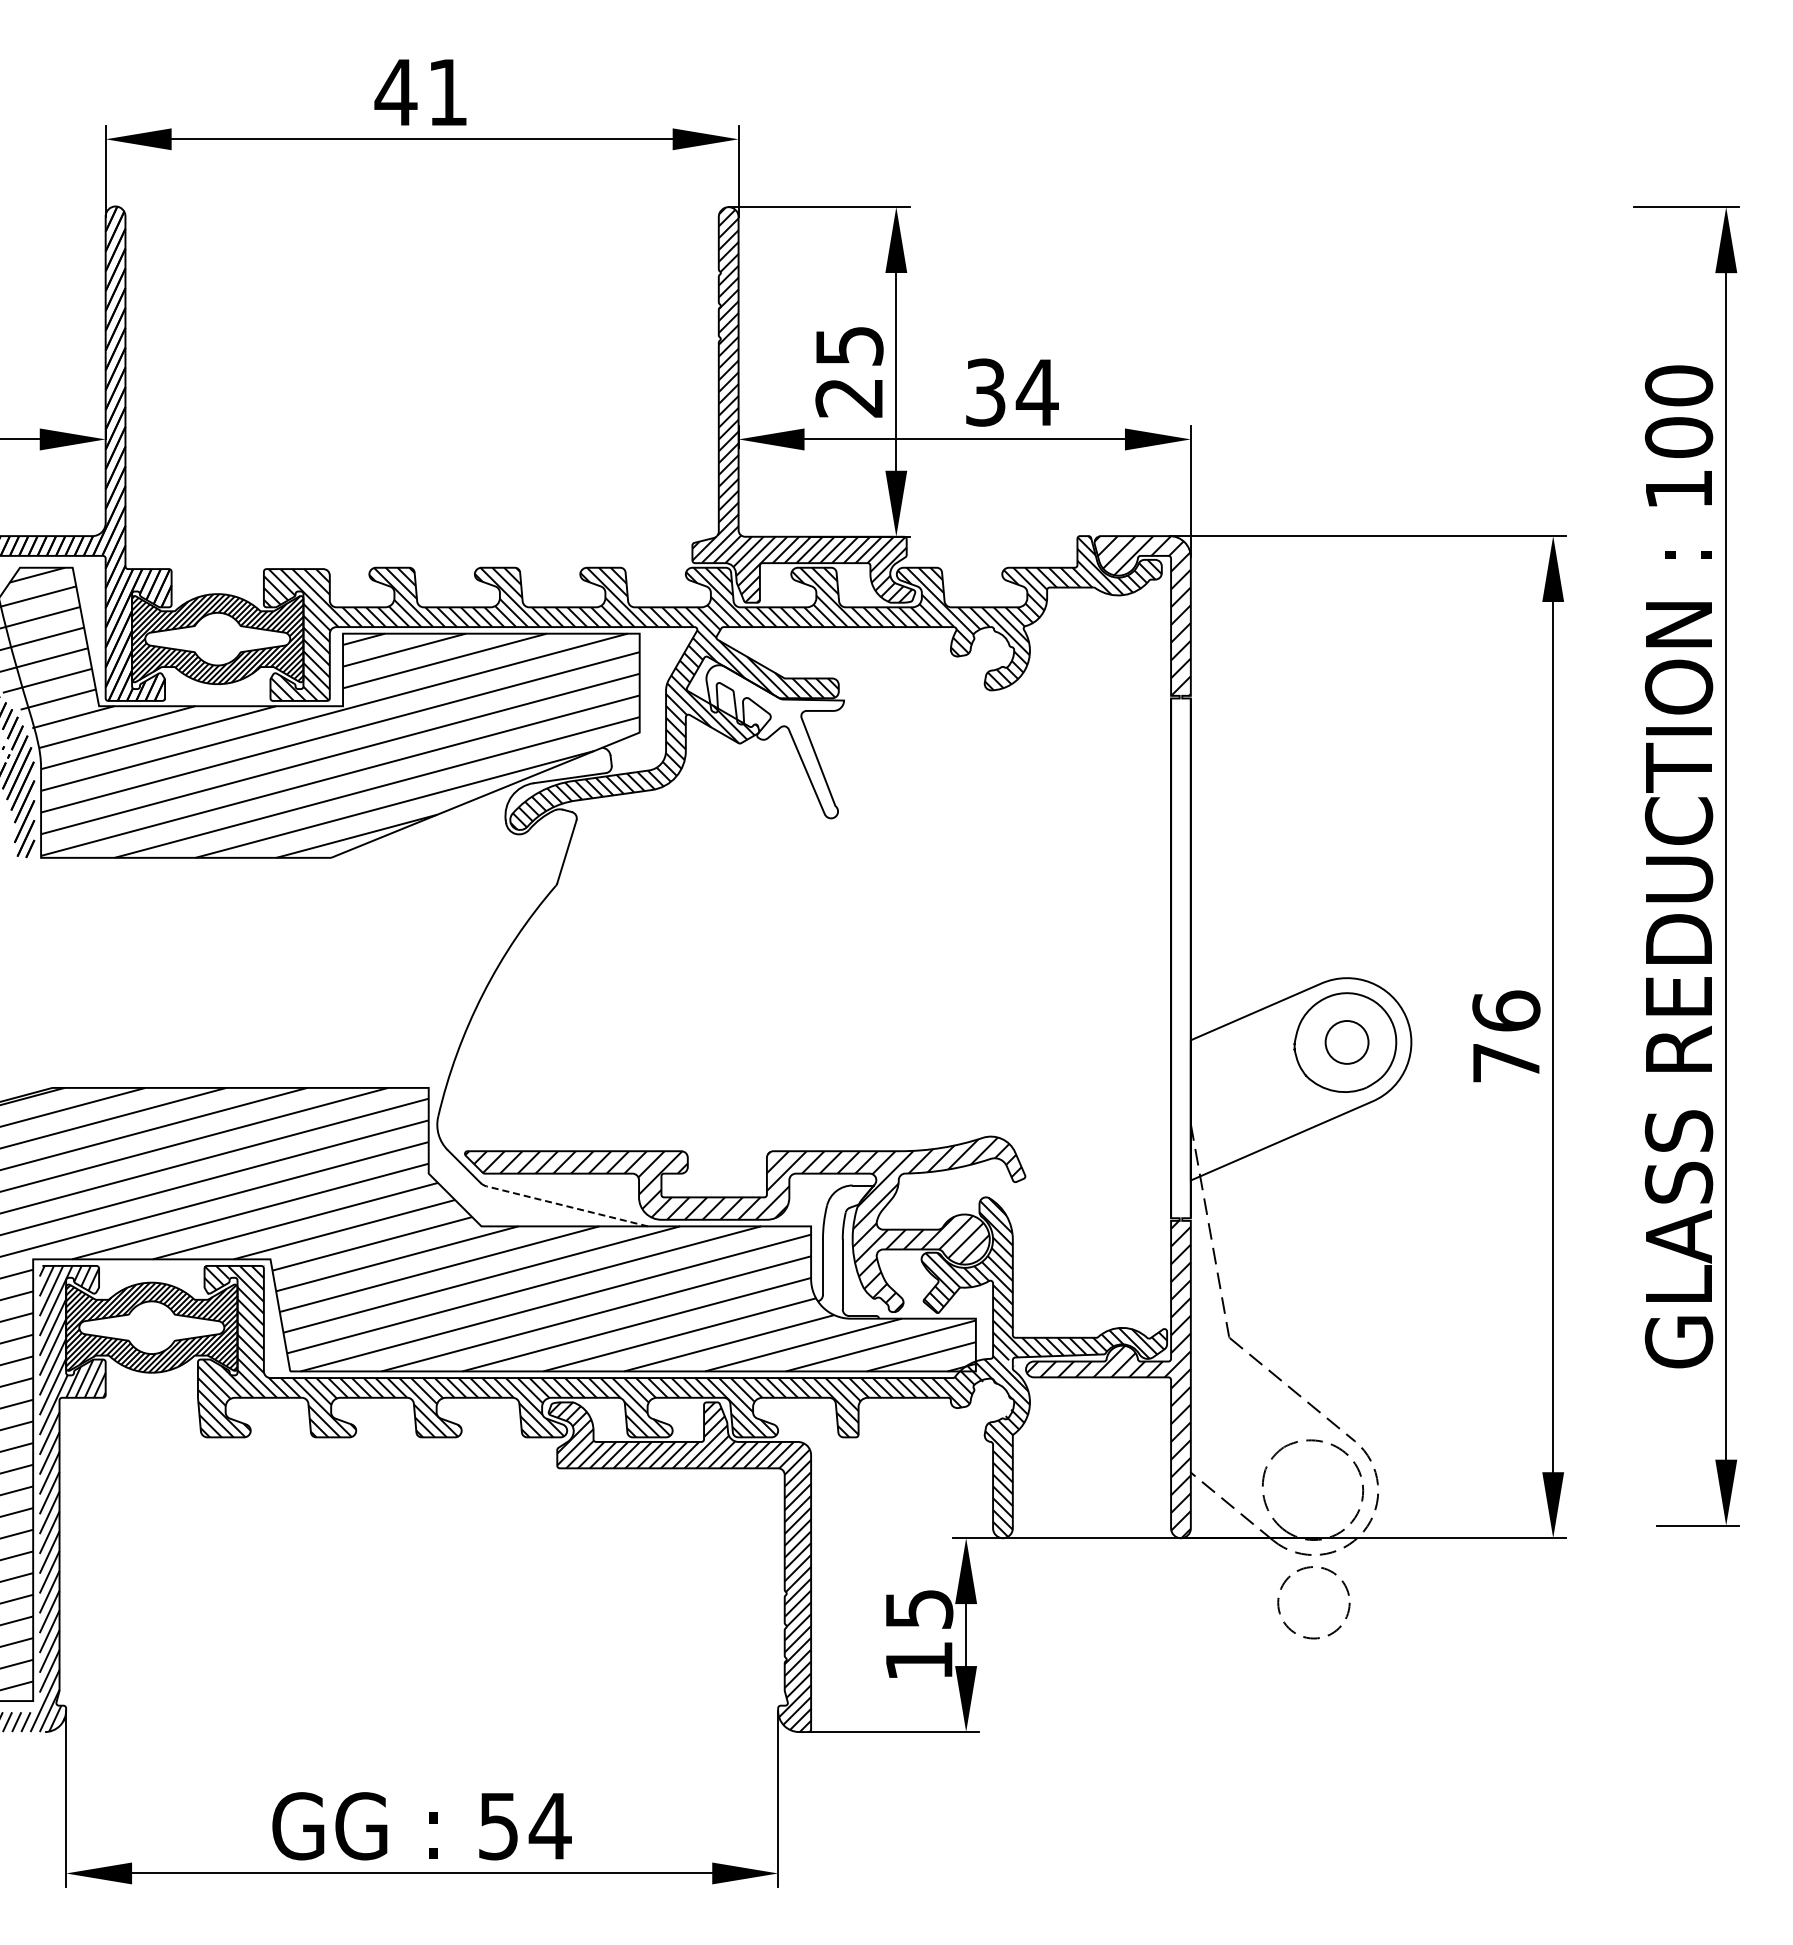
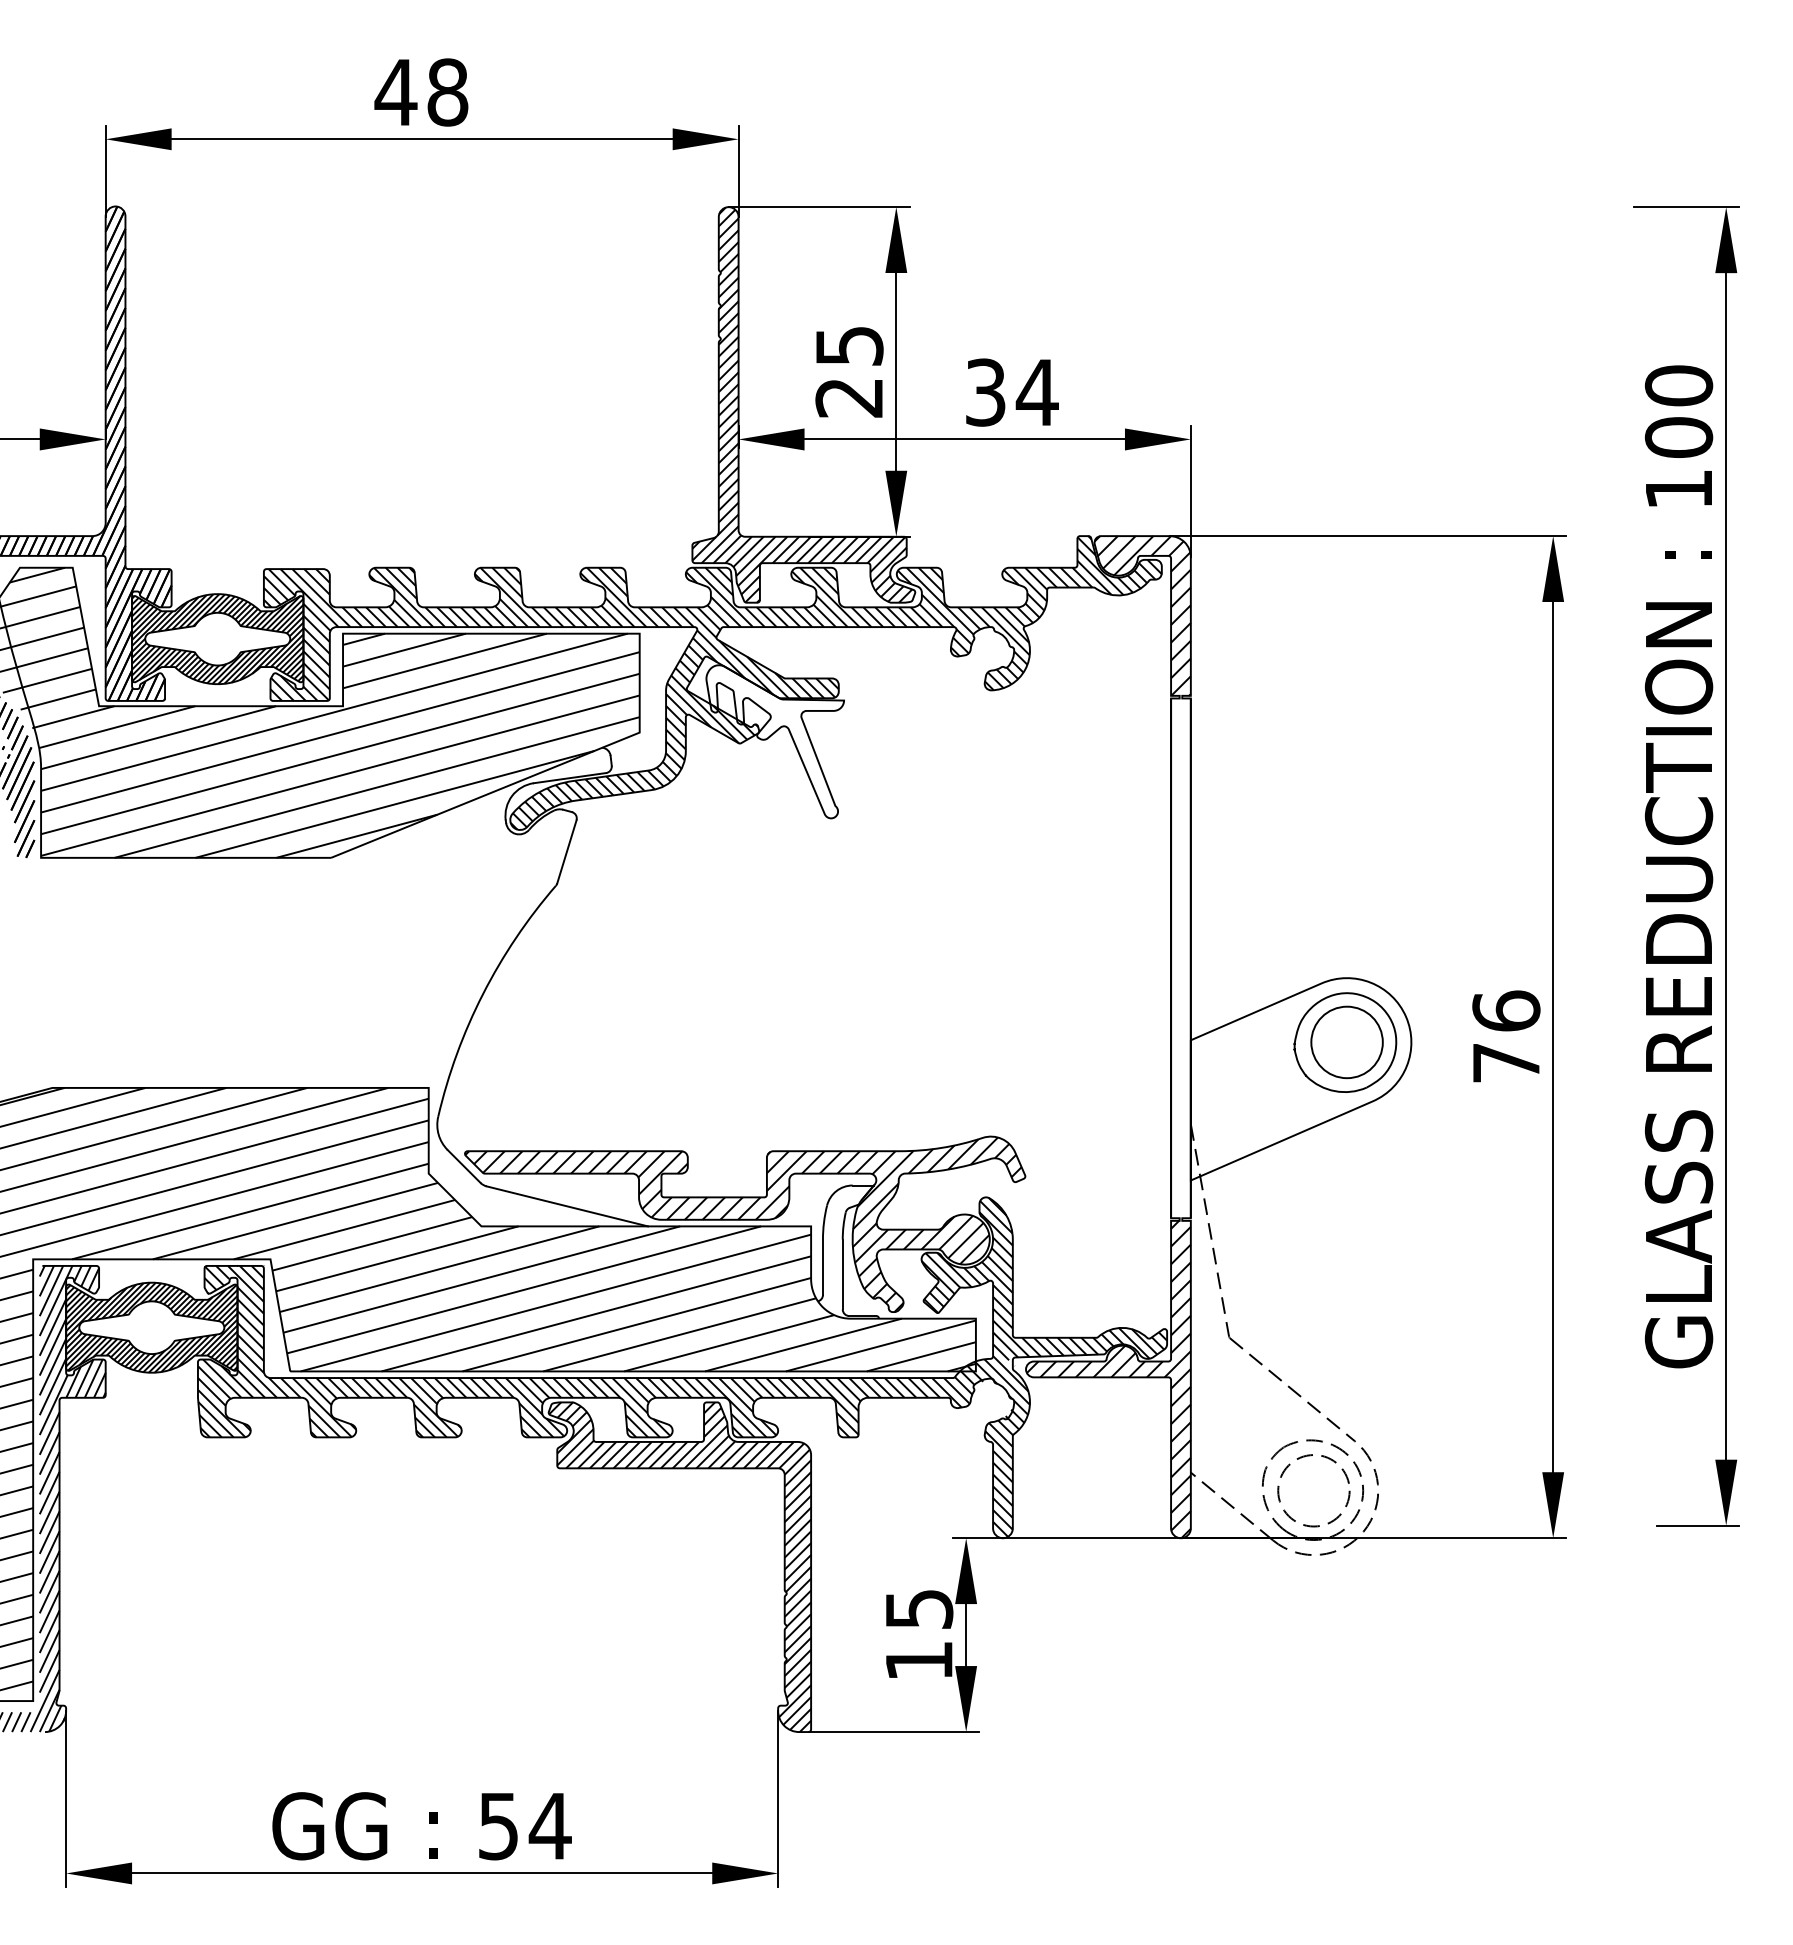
text: 41 -> 48 (447, 92)
circle diameter: 43 px -> 71 px (1346, 1042)
line: dashed -> solid (566, 1206)
circle position: (1313, 1602) -> (1313, 1490) (1313, 1490)
